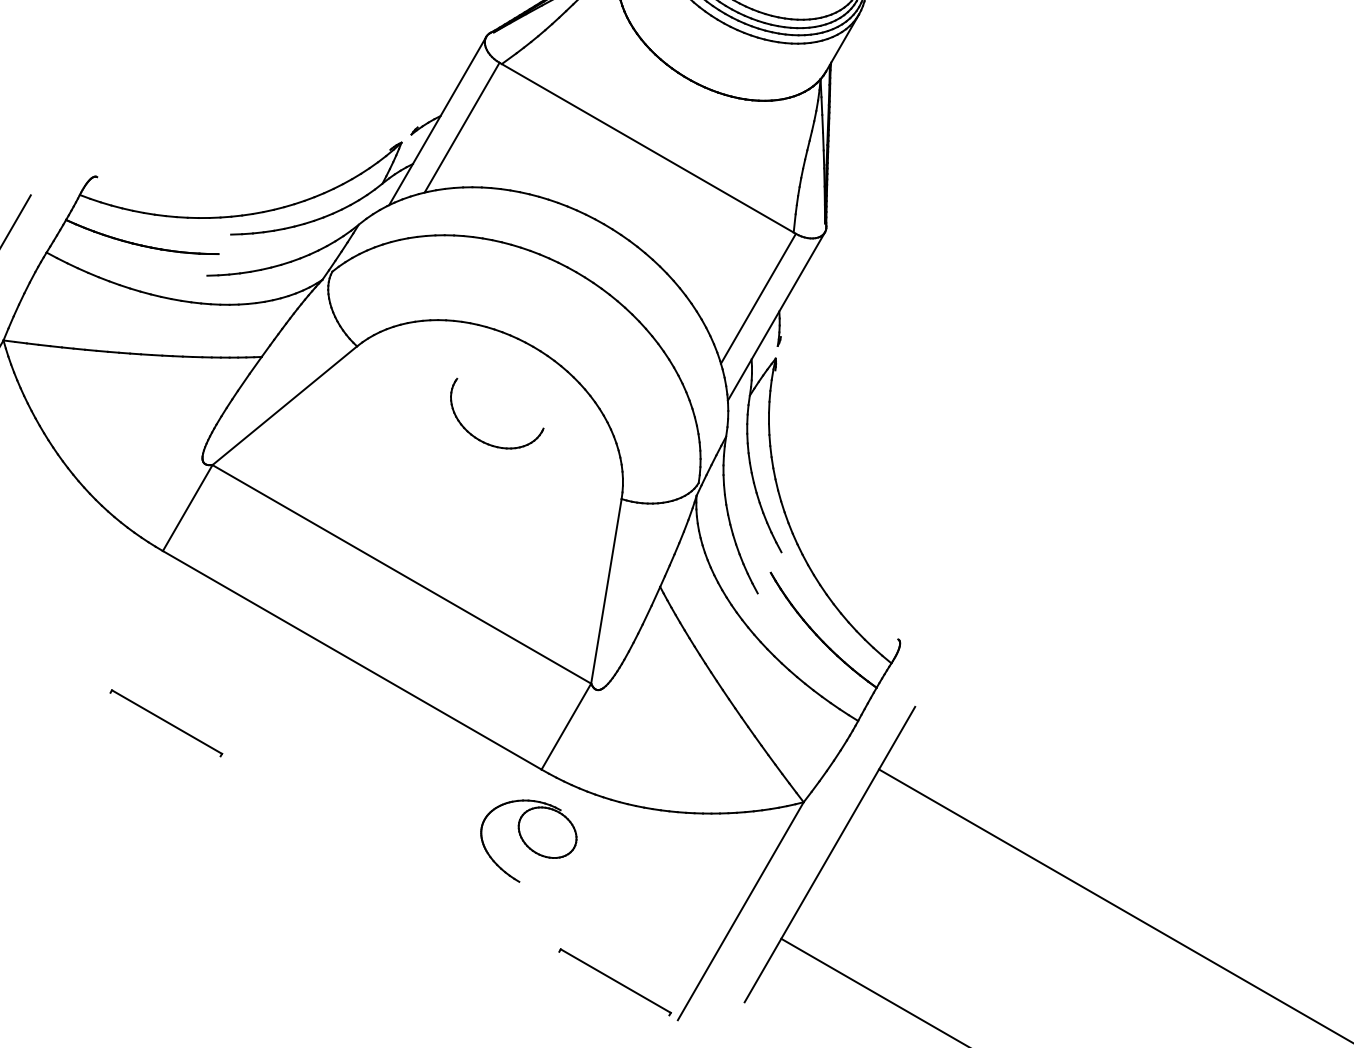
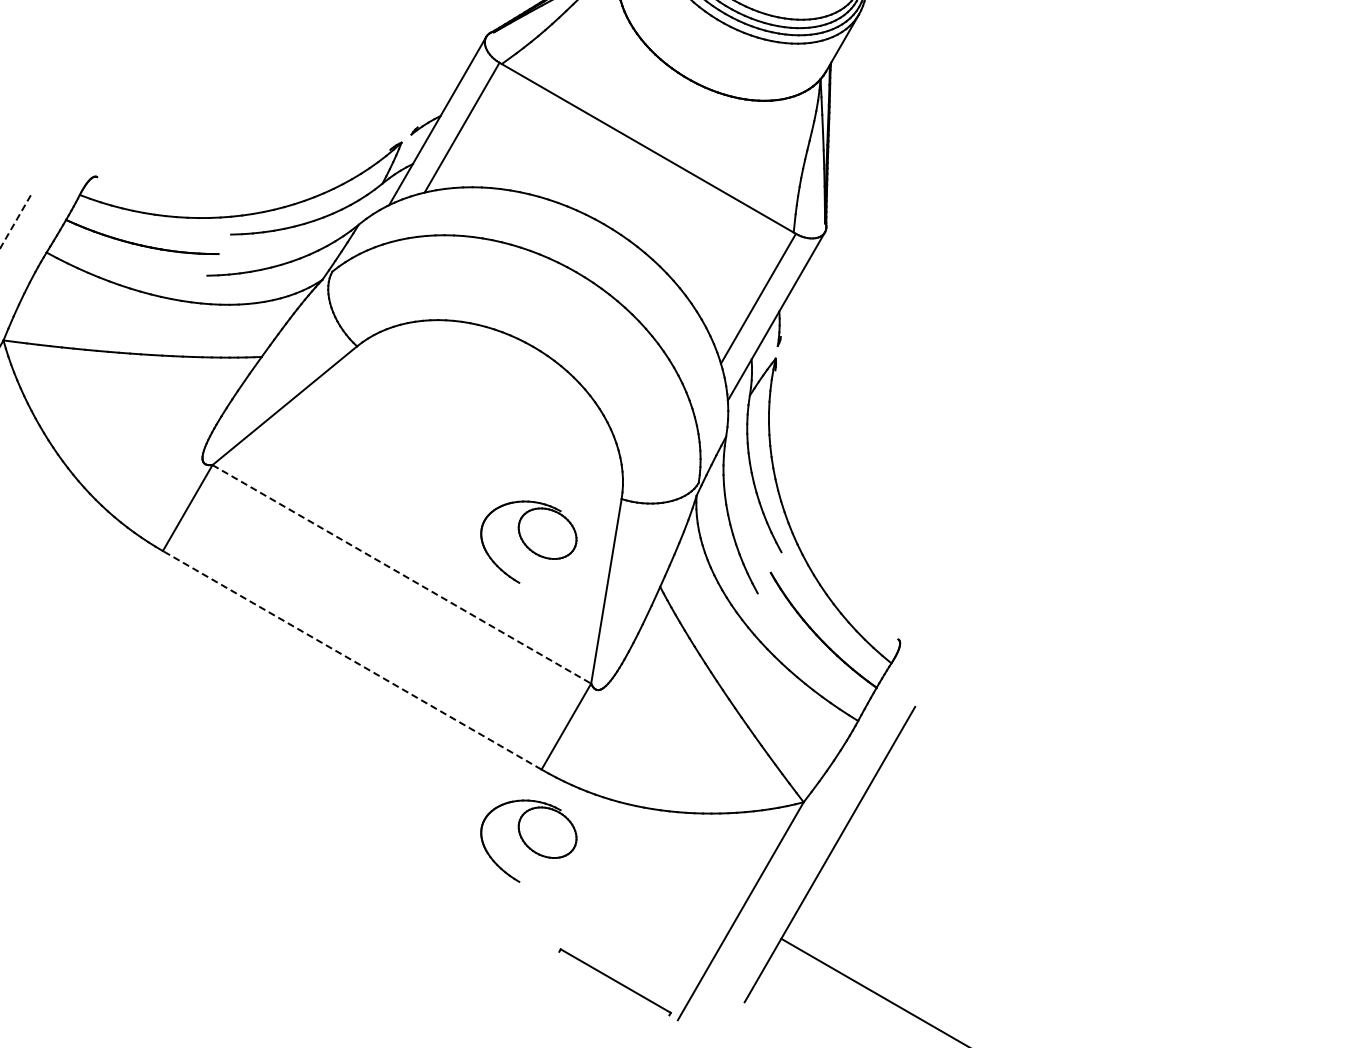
line: solid -> dashed (15, 222)
part: present -> none (484, 441)
part: none -> present (528, 541)
line: solid -> dashed (401, 574)
line: solid -> dashed (352, 660)
part: present -> none (166, 723)
line: present -> none (1114, 905)
